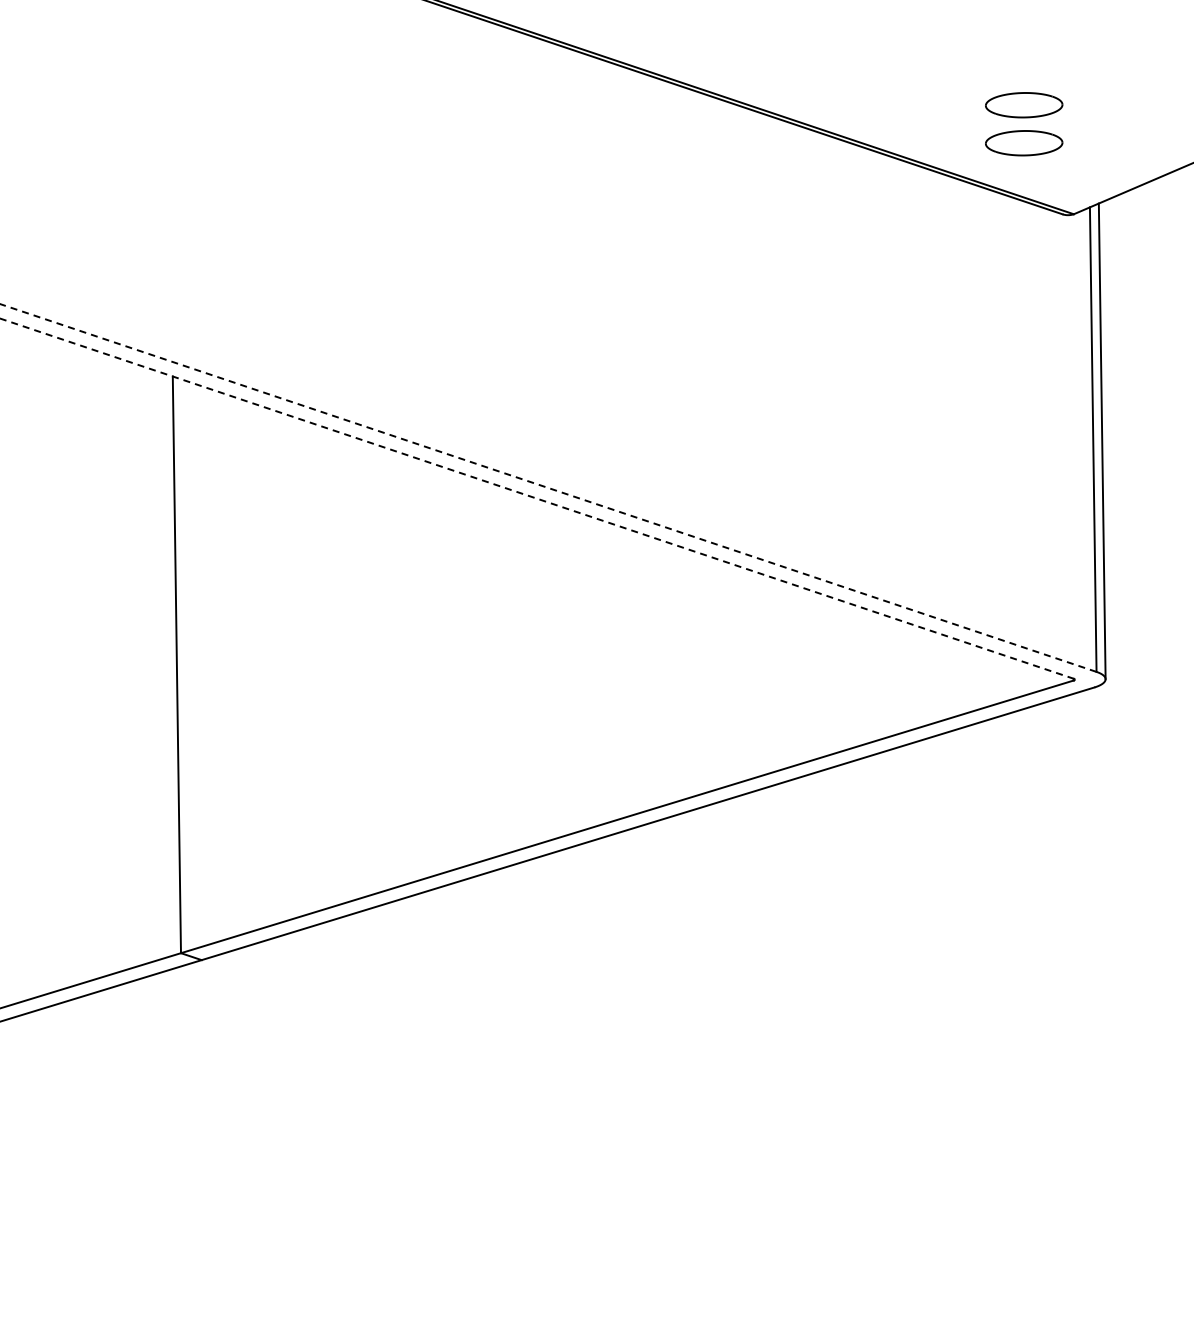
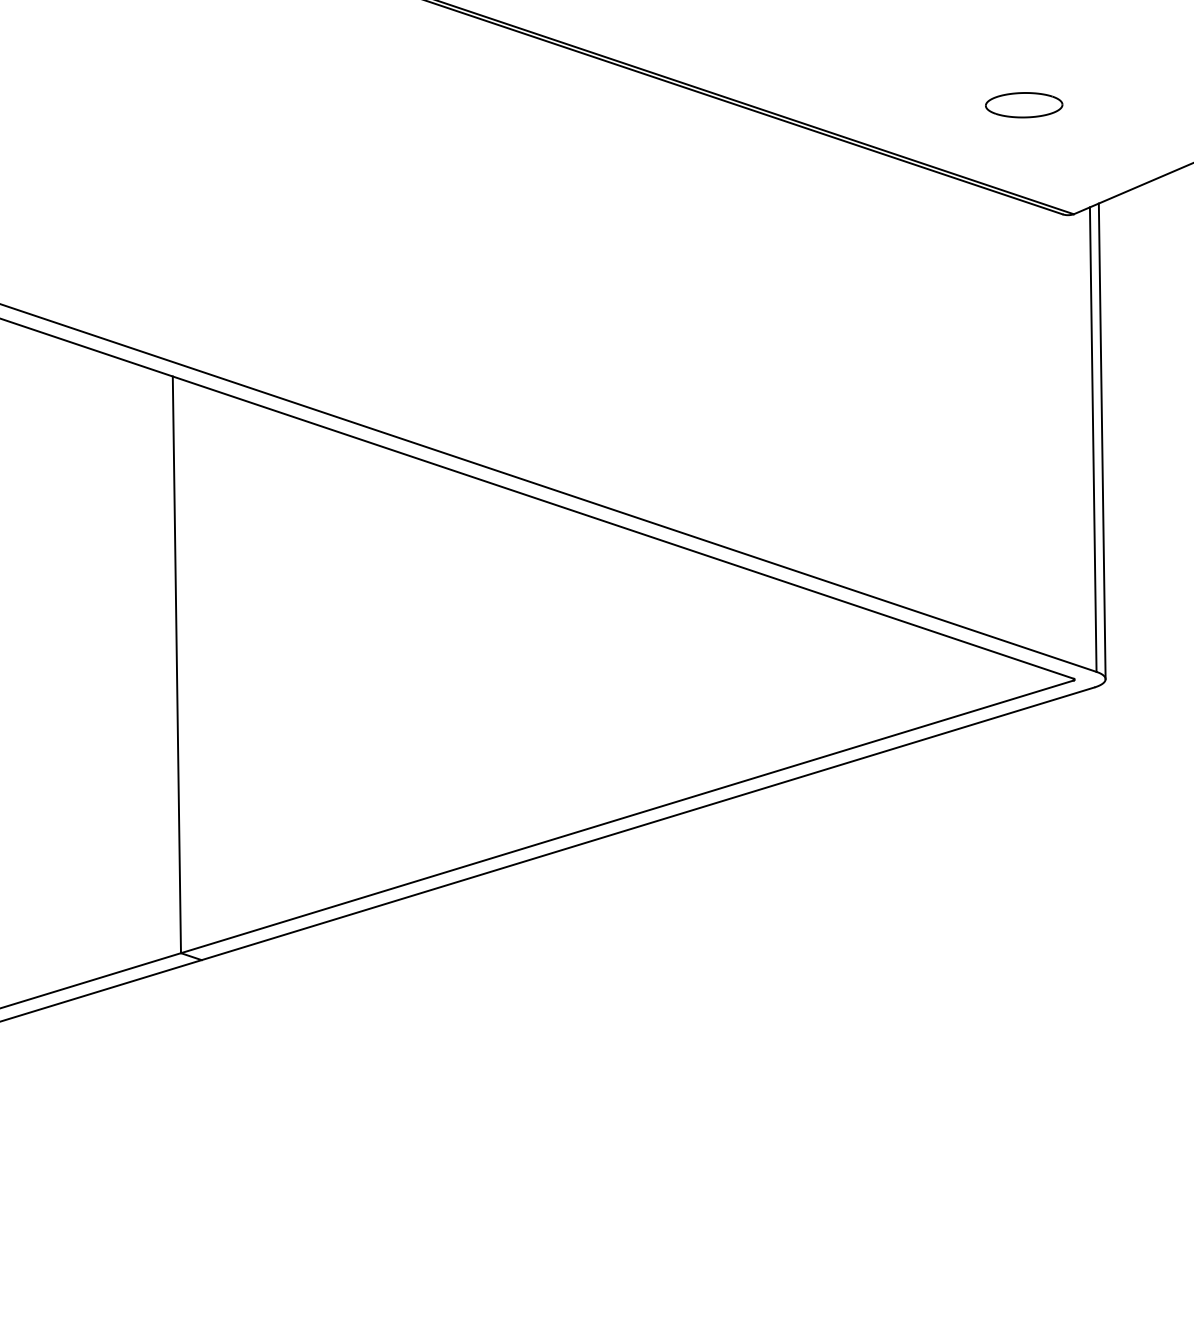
part: present -> none (1024, 143)
line: dashed -> solid (547, 487)
line: dashed -> solid (537, 498)
